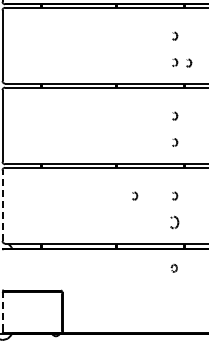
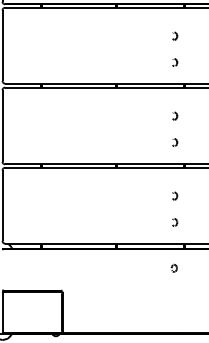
part: present -> none (189, 62)
part: present -> none (135, 195)
line: dashed -> solid (2, 205)
part size: 10x15 px -> 7x9 px (175, 222)
line: dashed -> solid (2, 312)
